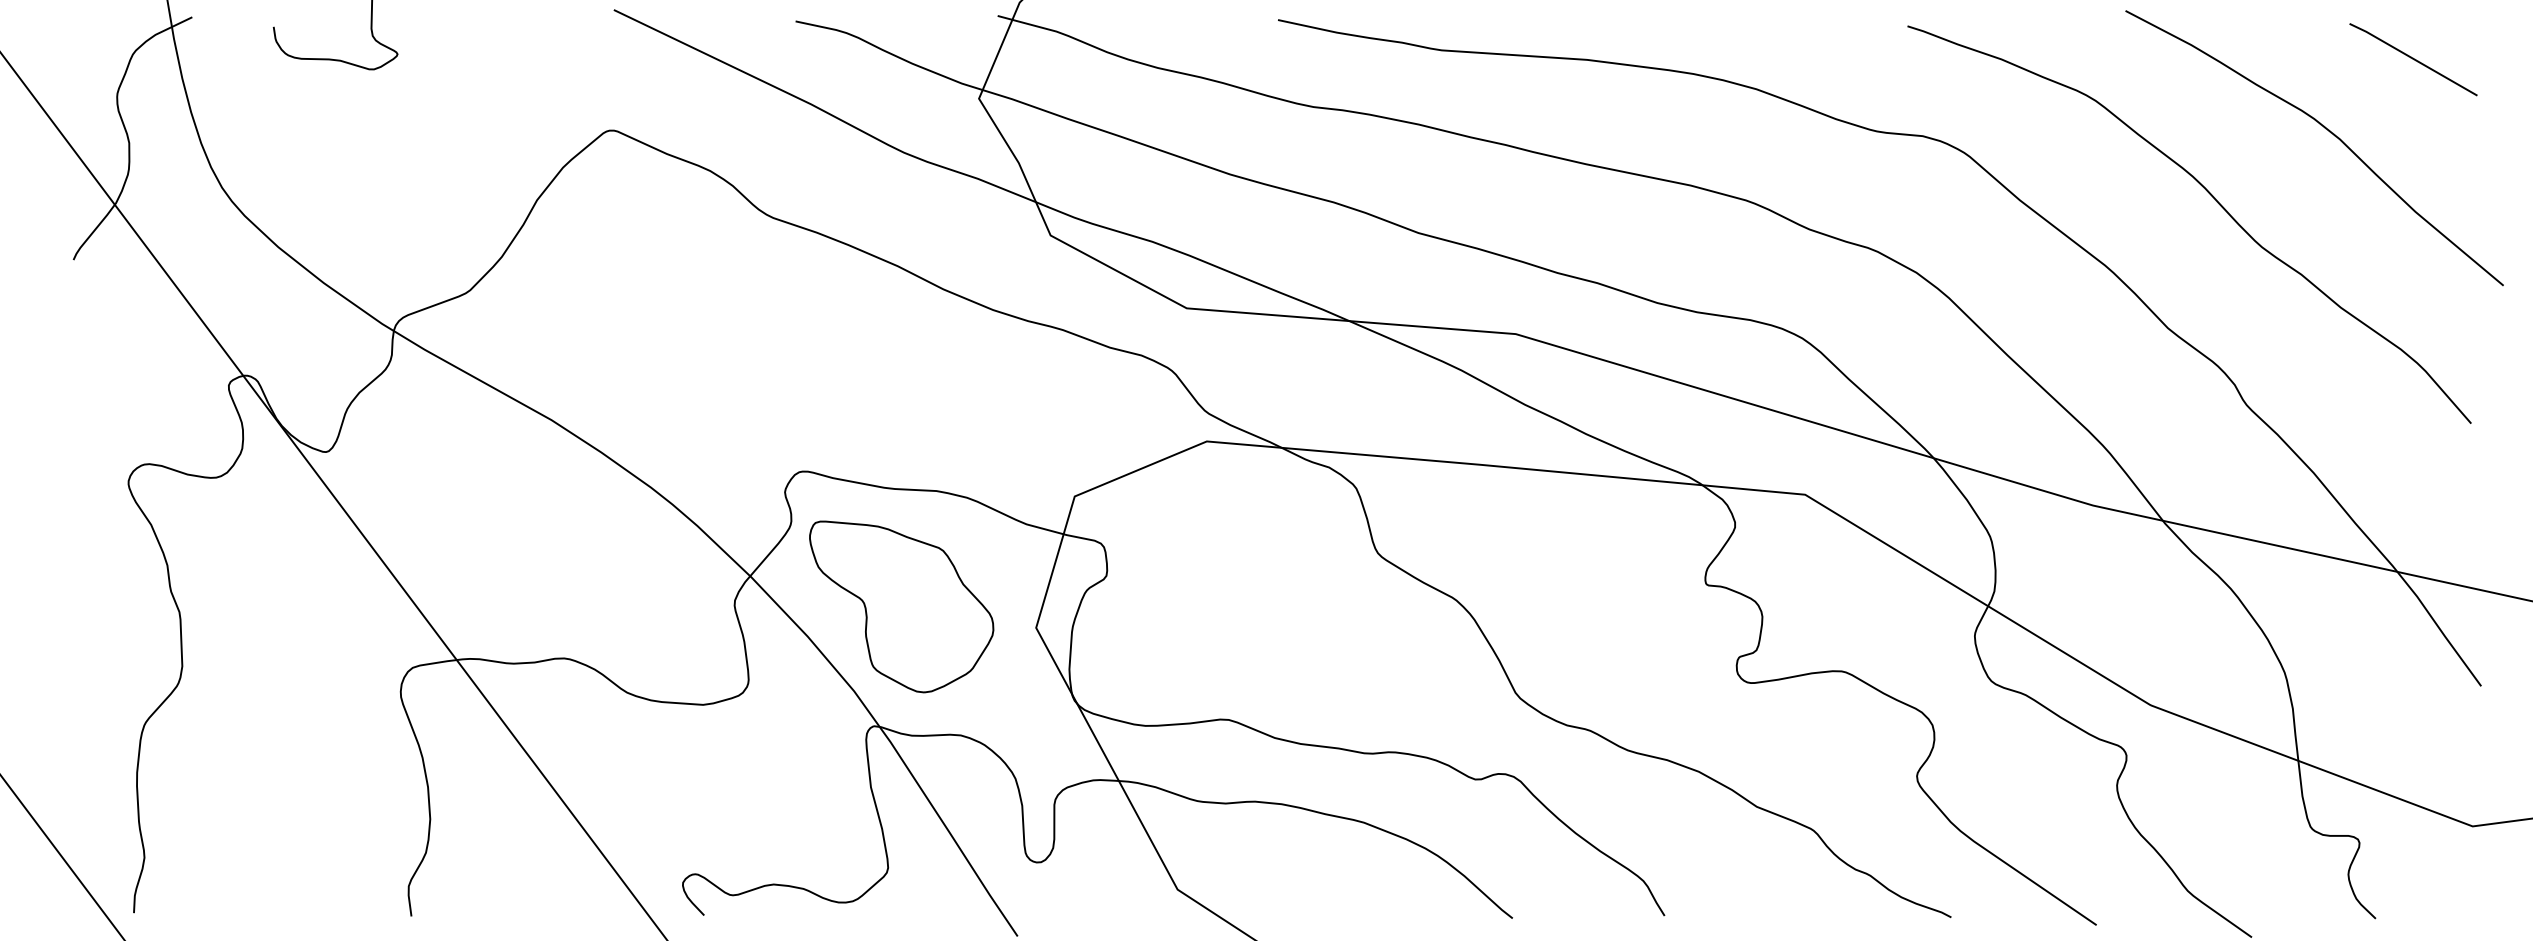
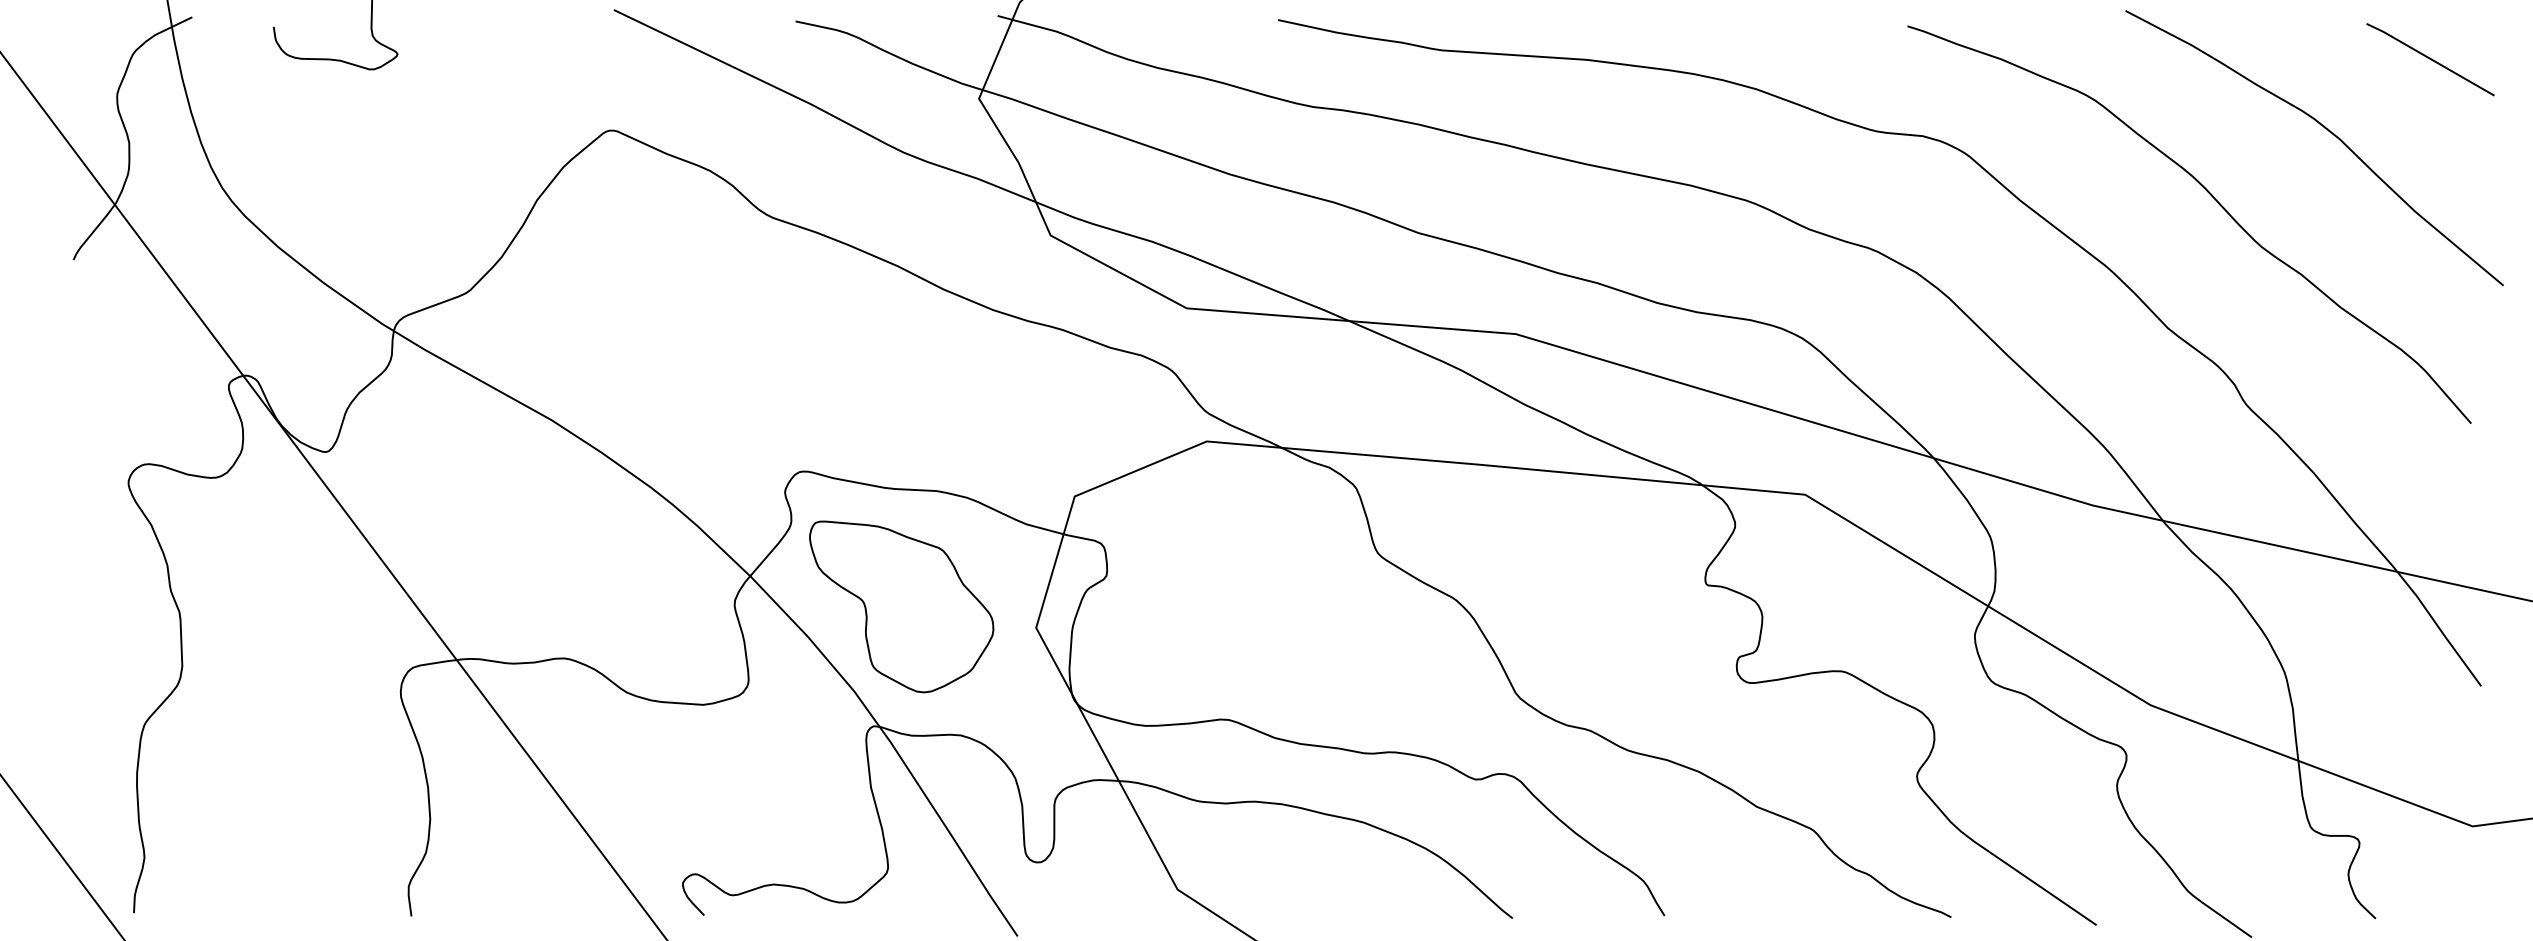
line position: (2413, 59) -> (2430, 59) (2430, 59)
